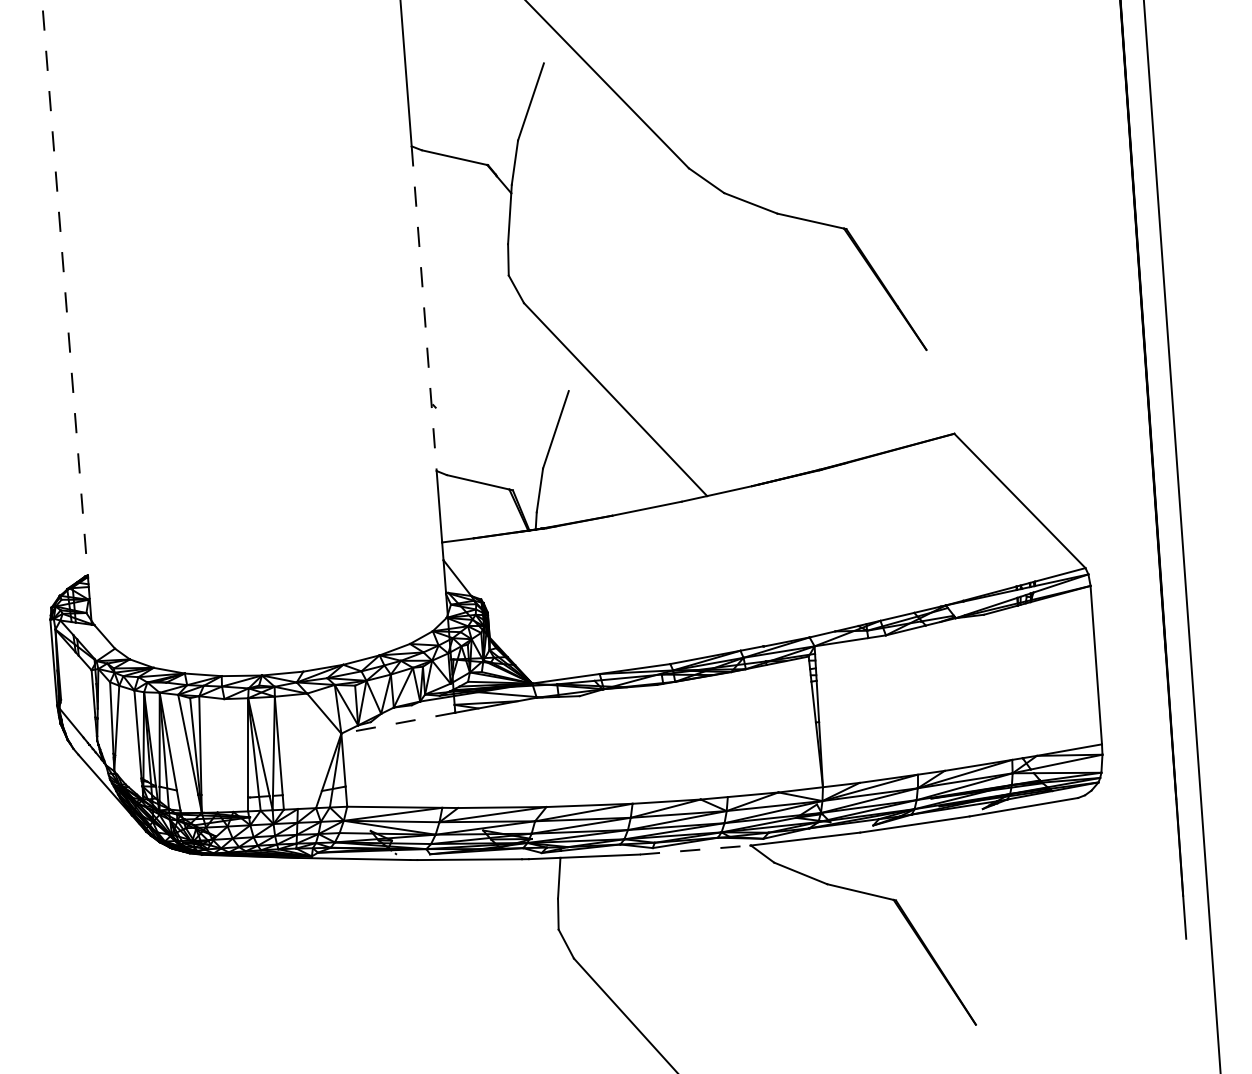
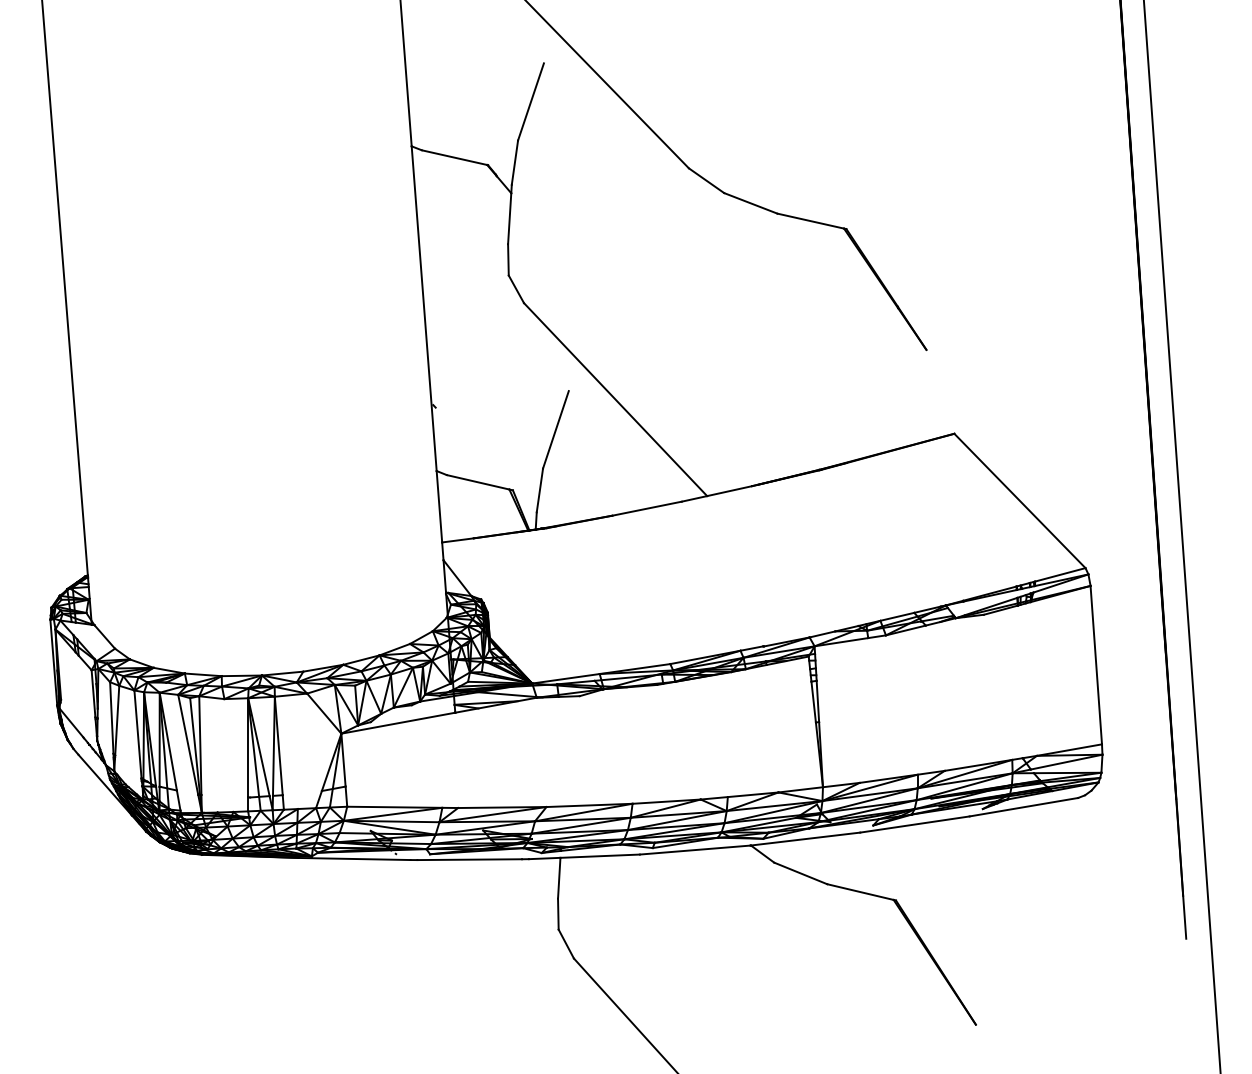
line: dashed -> solid (65, 288)
line: dashed -> solid (424, 308)
line: dashed -> solid (398, 723)
line: dashed -> solid (695, 850)
